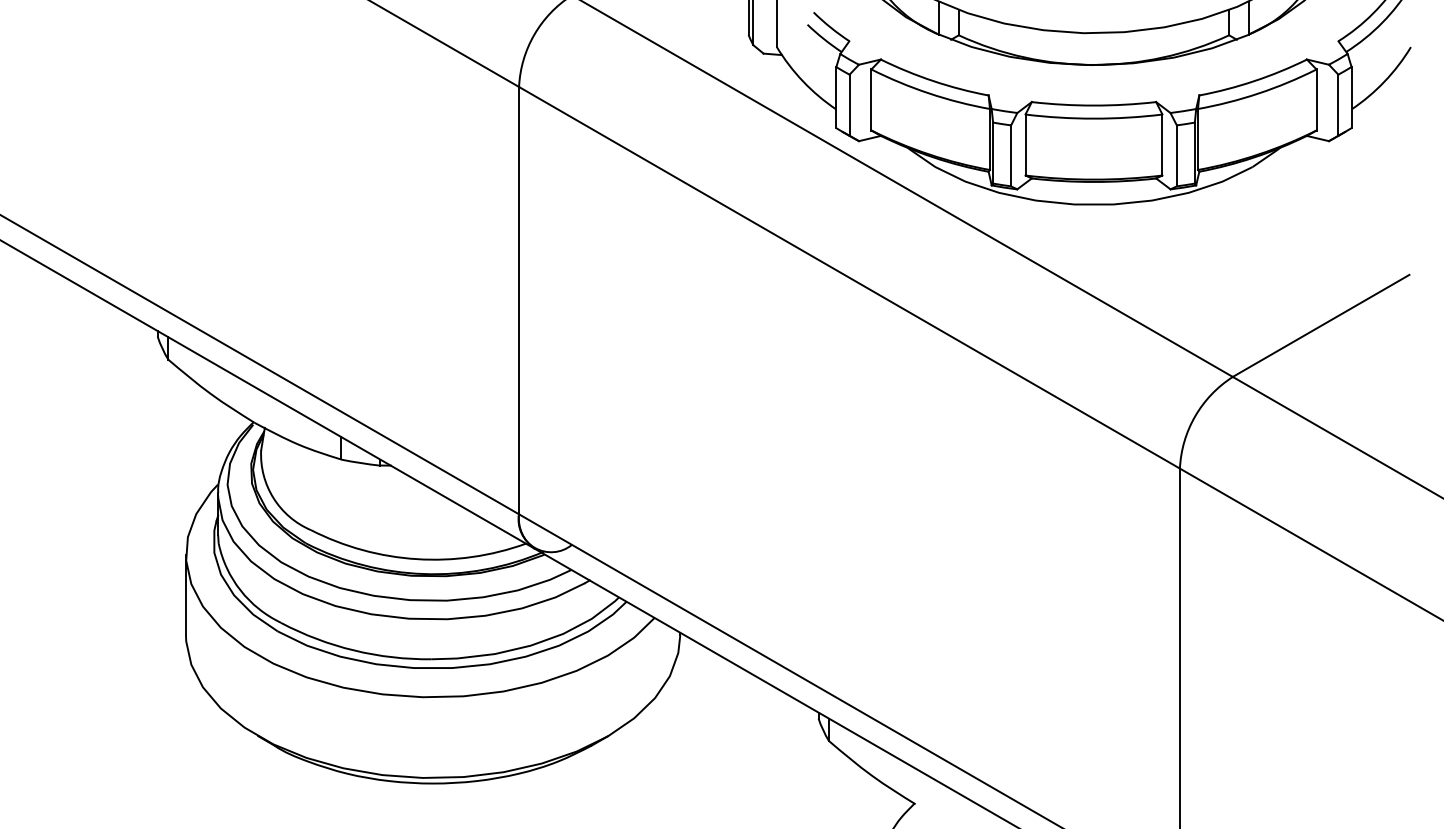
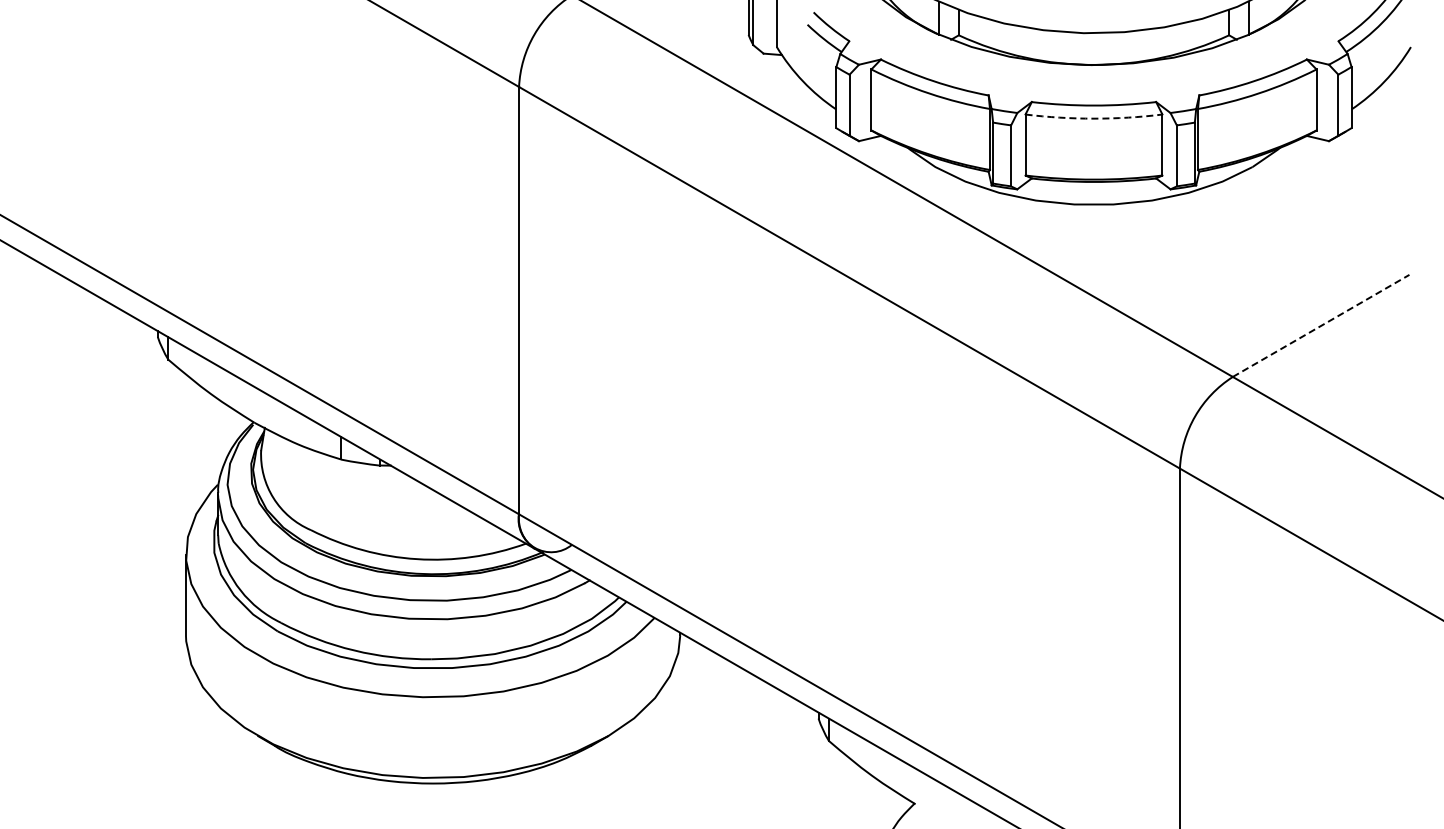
arc: solid -> dashed (1093, 118)
line: solid -> dashed (1321, 325)
